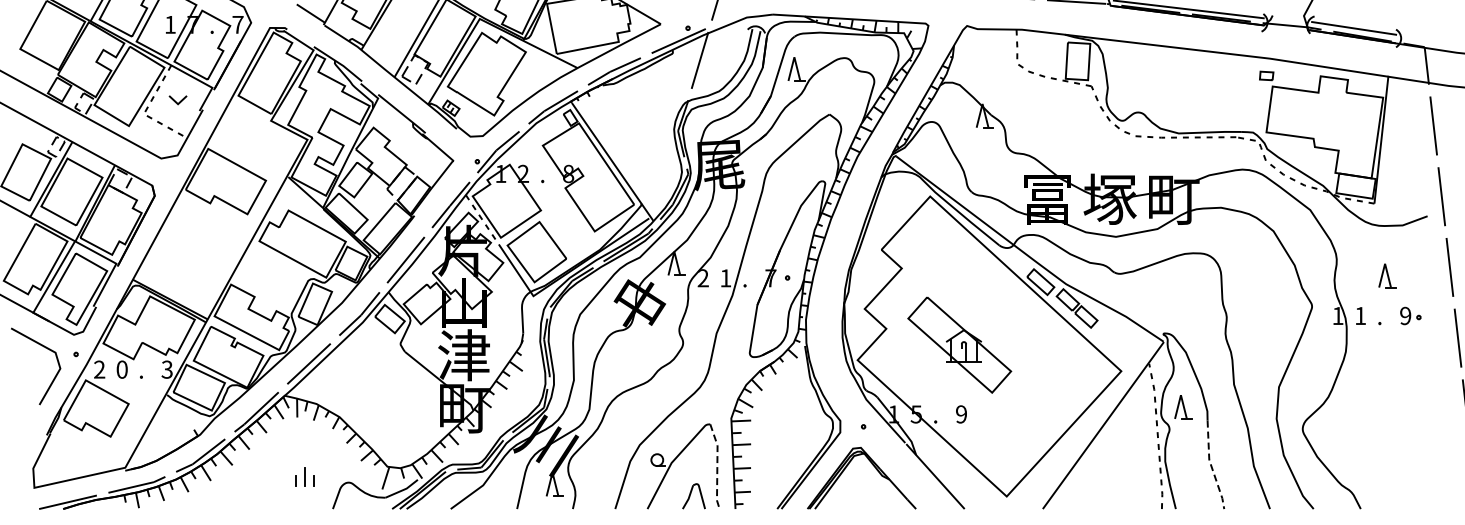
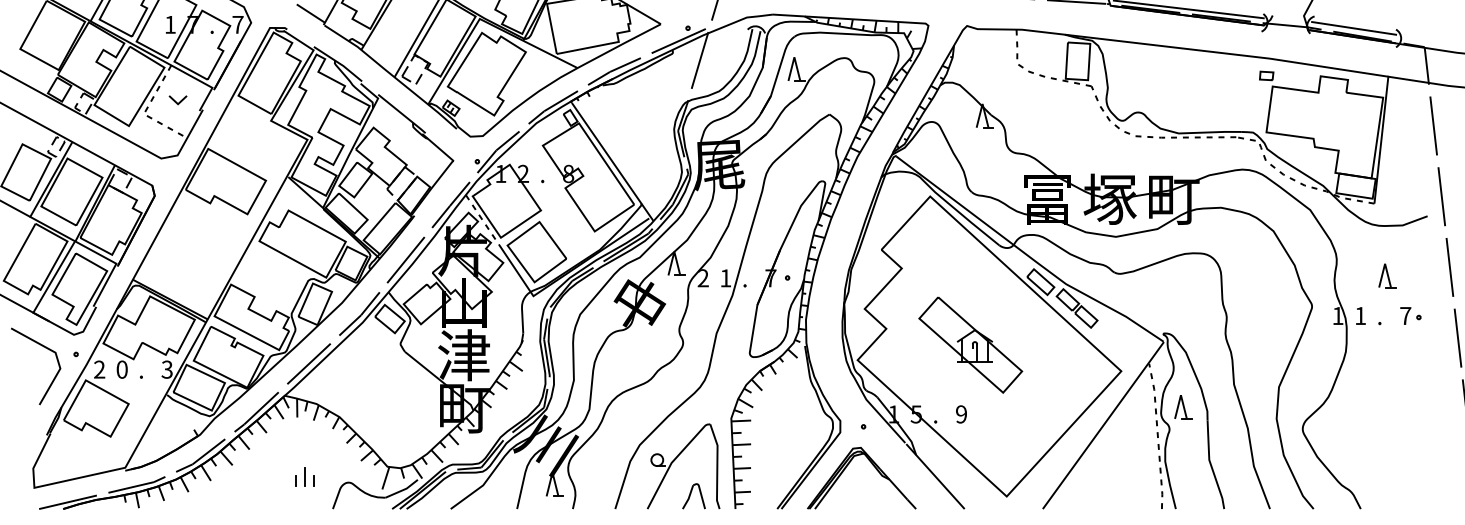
text: 9 -> 7 (1405, 315)
part position: (959, 344) -> (970, 344) (970, 344)
line: dashed -> solid (1211, 465)
line: dashed -> solid (717, 466)
